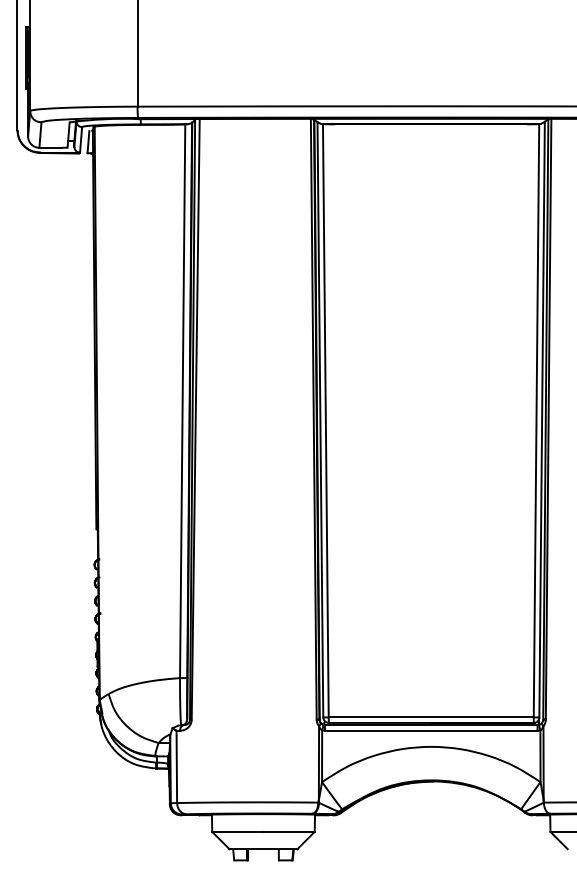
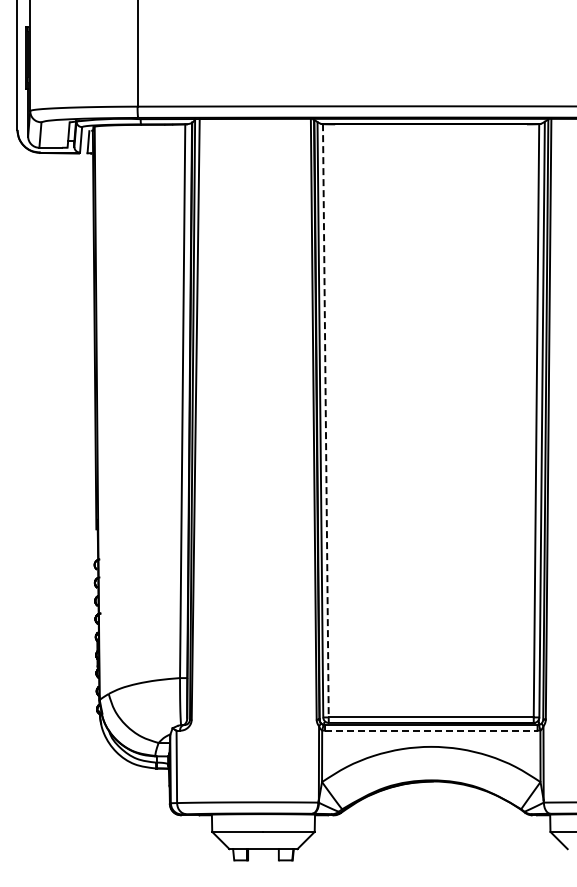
line: solid -> dashed (325, 420)
line: solid -> dashed (431, 730)
